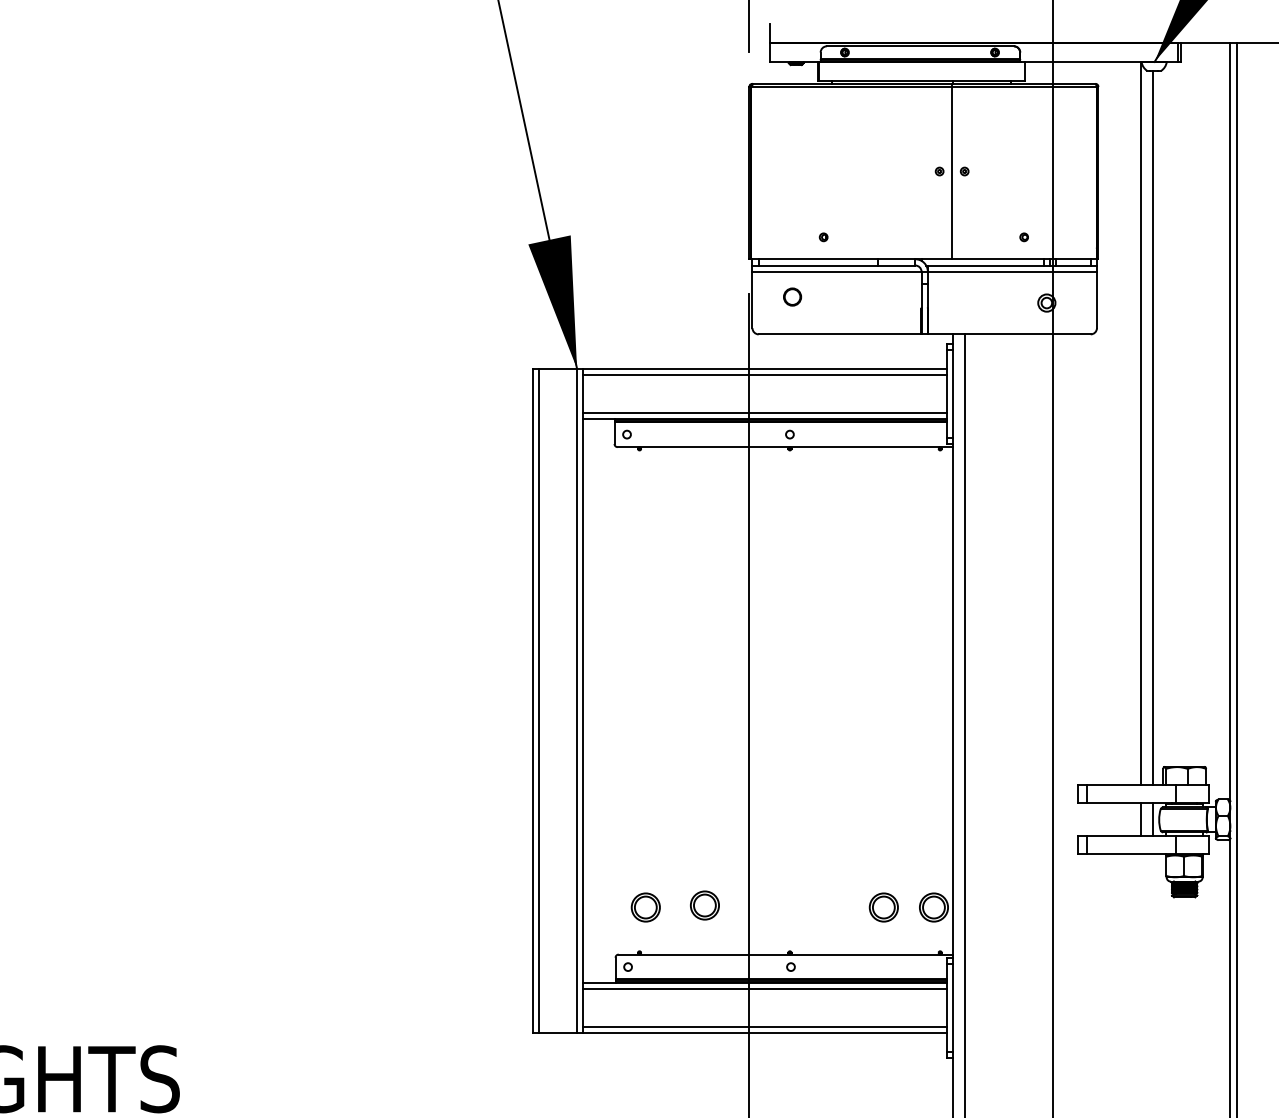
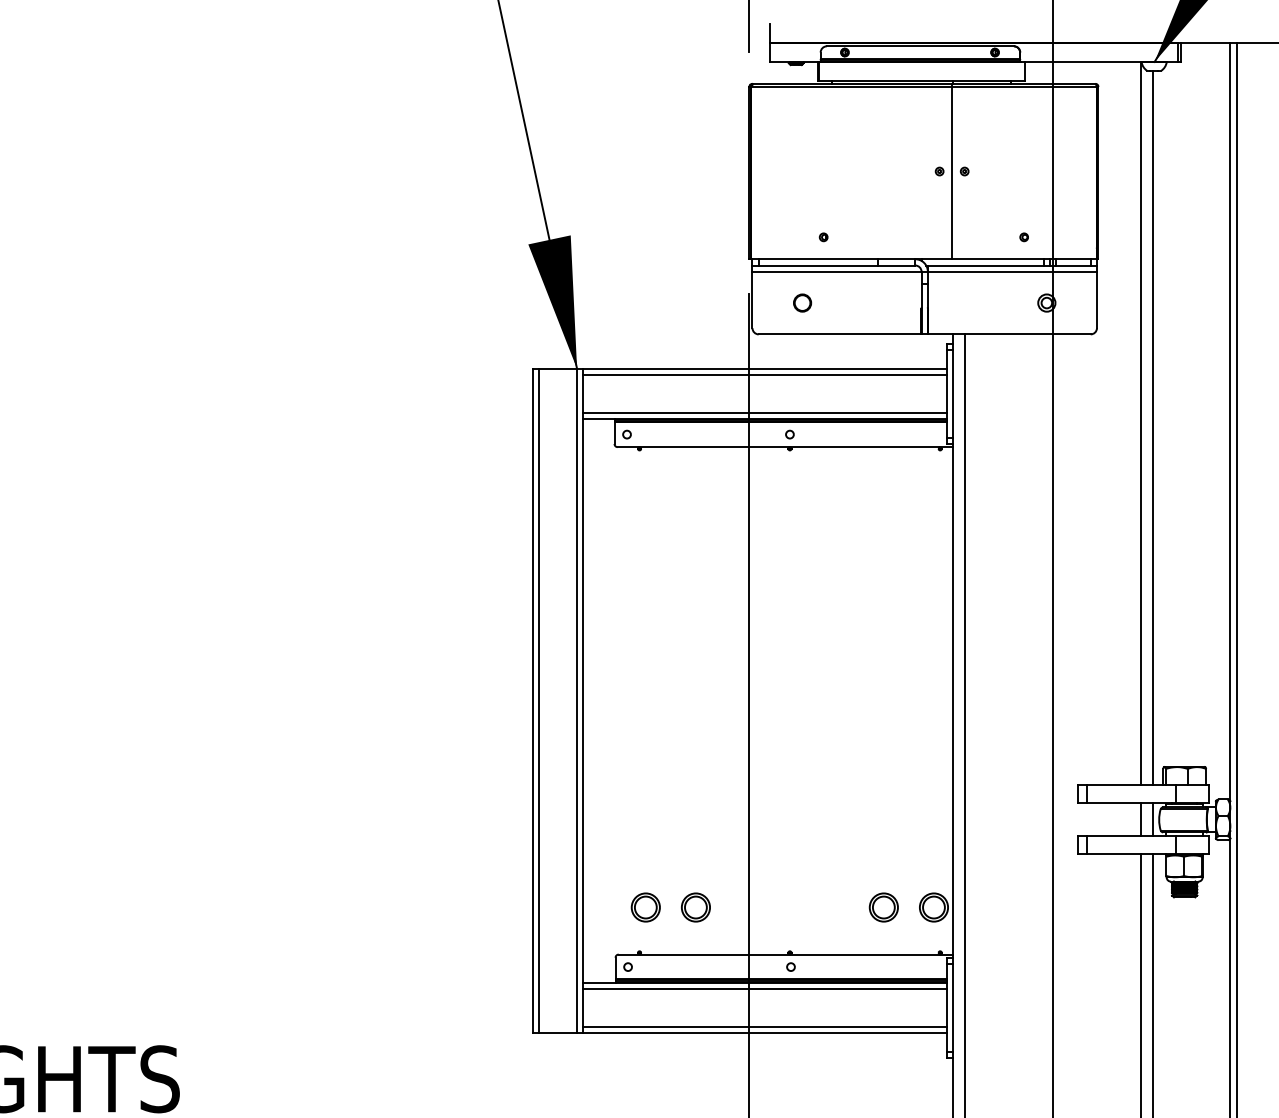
circle position: (792, 296) -> (802, 302) (802, 302)
part position: (704, 905) -> (695, 907) (695, 907)
line: none -> present (1140, 984)
line: none -> present (1153, 984)
